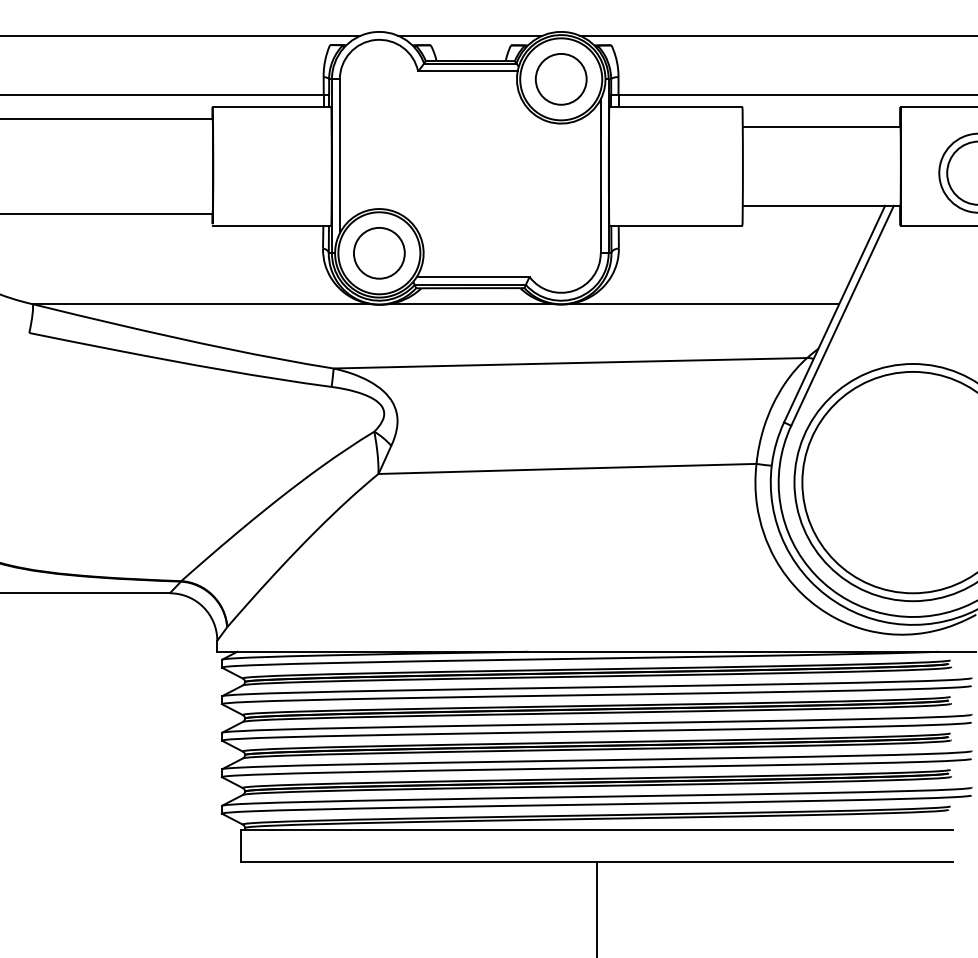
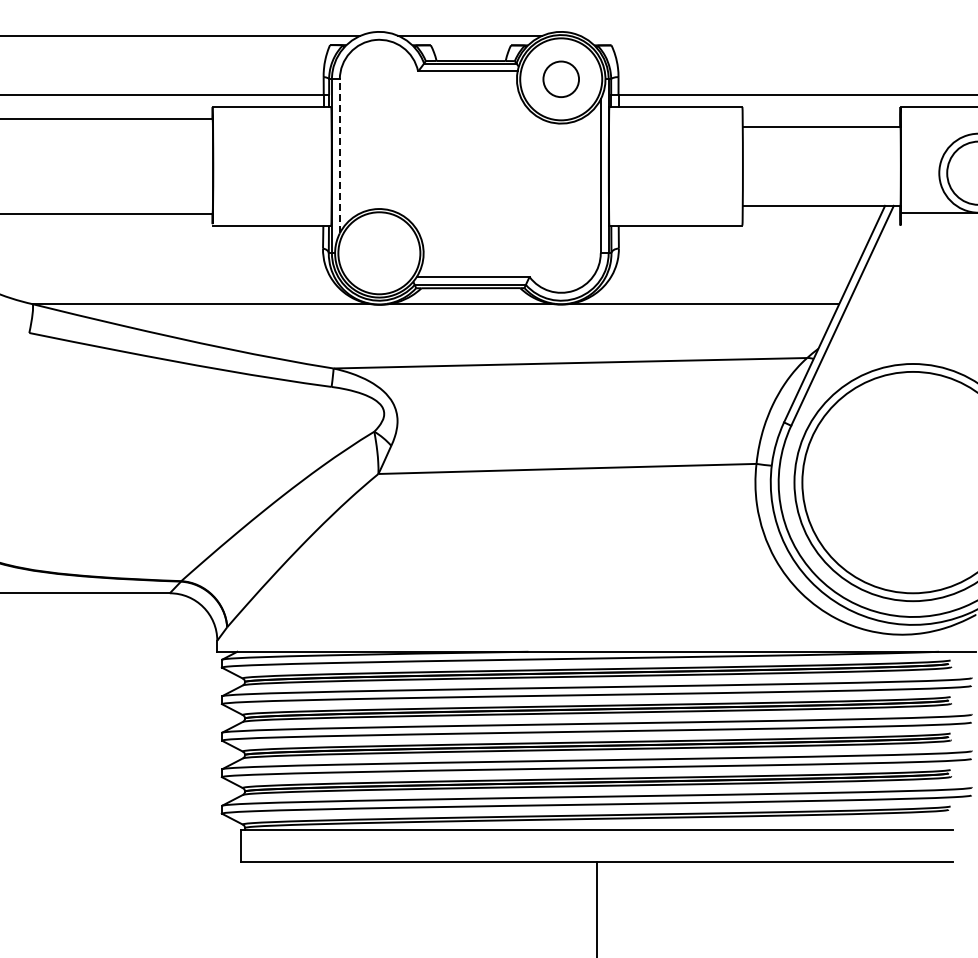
line: present -> none (777, 35)
circle diameter: 51 px -> 36 px (561, 79)
line: solid -> dashed (339, 155)
line position: (937, 225) -> (937, 212) (937, 212)
circle: present -> none (379, 253)
